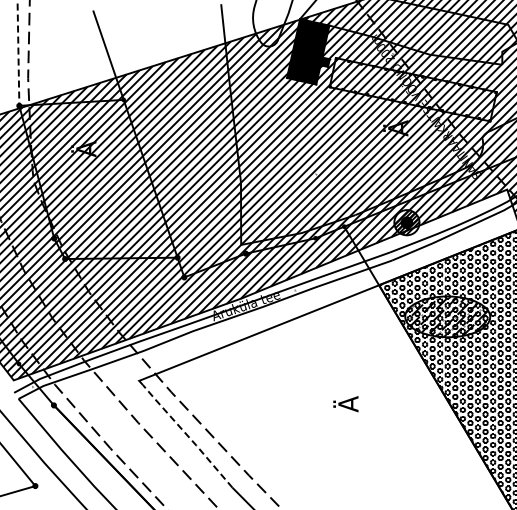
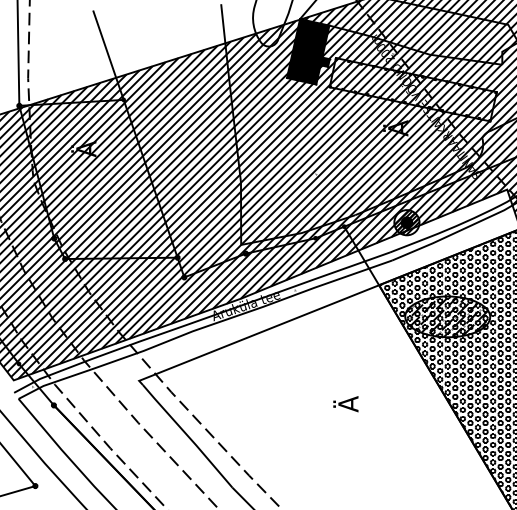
line: dashed -> solid (18, 53)
line: dashed -> solid (187, 435)
